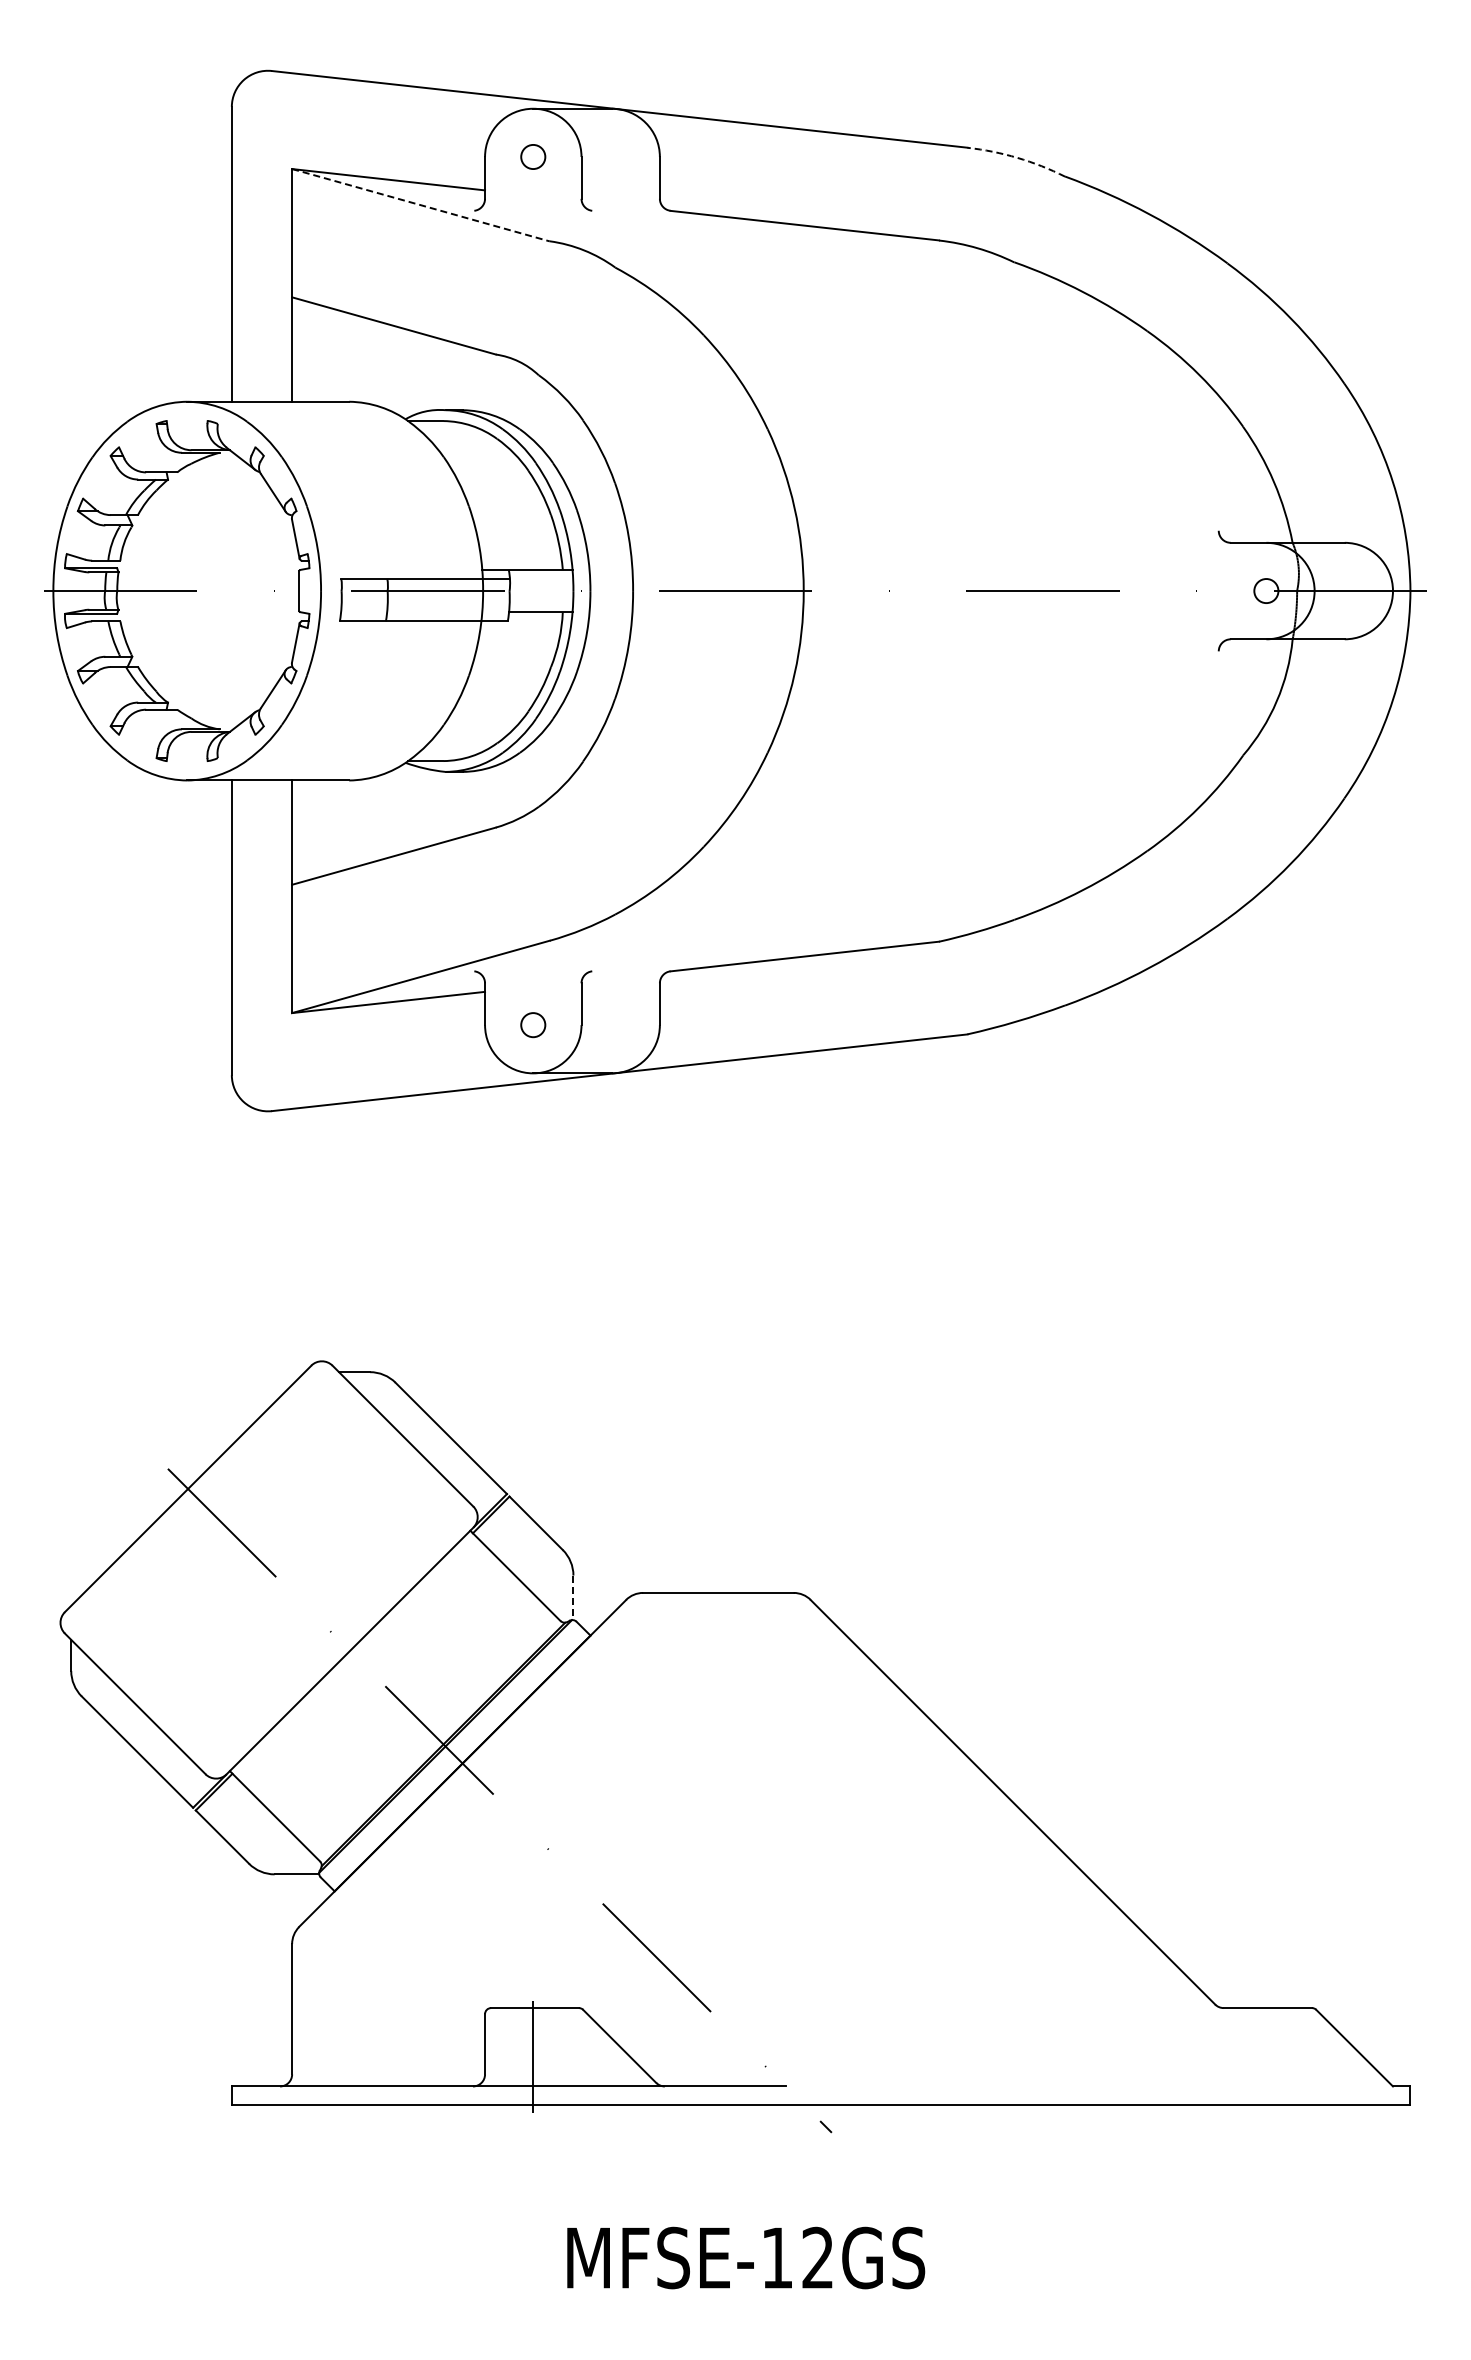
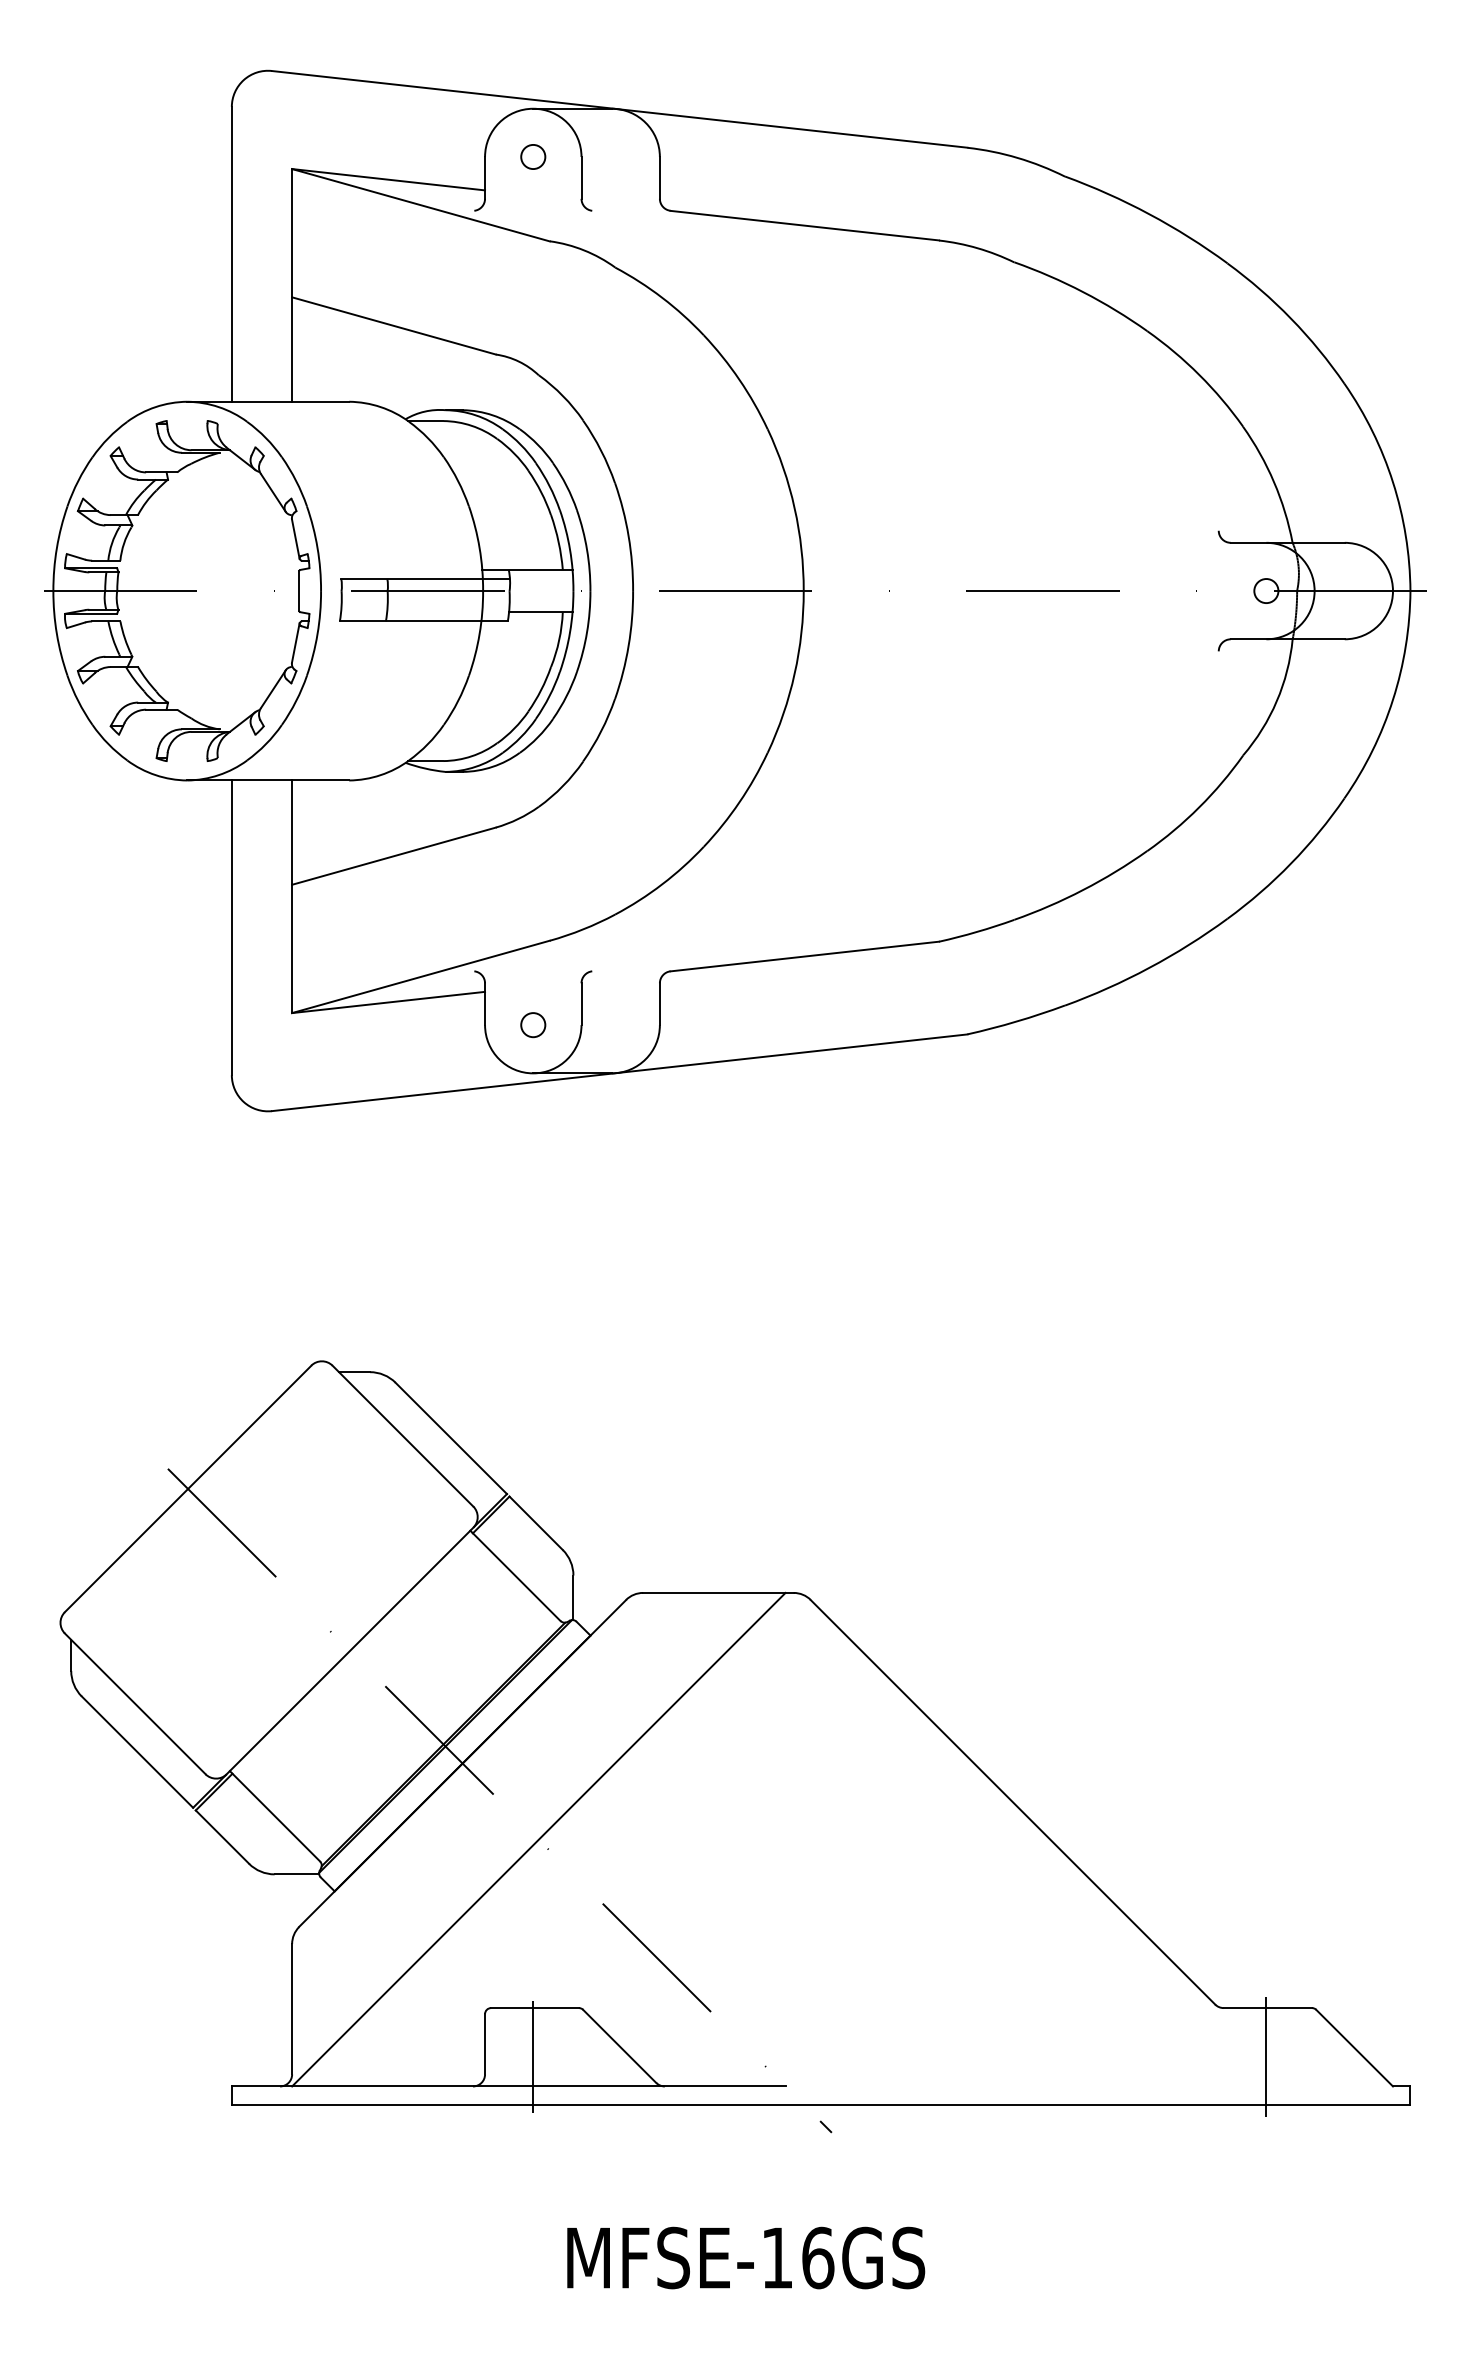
arc: dashed -> solid (1017, 157)
line: dashed -> solid (420, 205)
line: dashed -> solid (573, 1598)
line: none -> present (538, 1839)
line: none -> present (1266, 2057)
text: MFSE-12GS -> MFSE-16GS (818, 2257)
